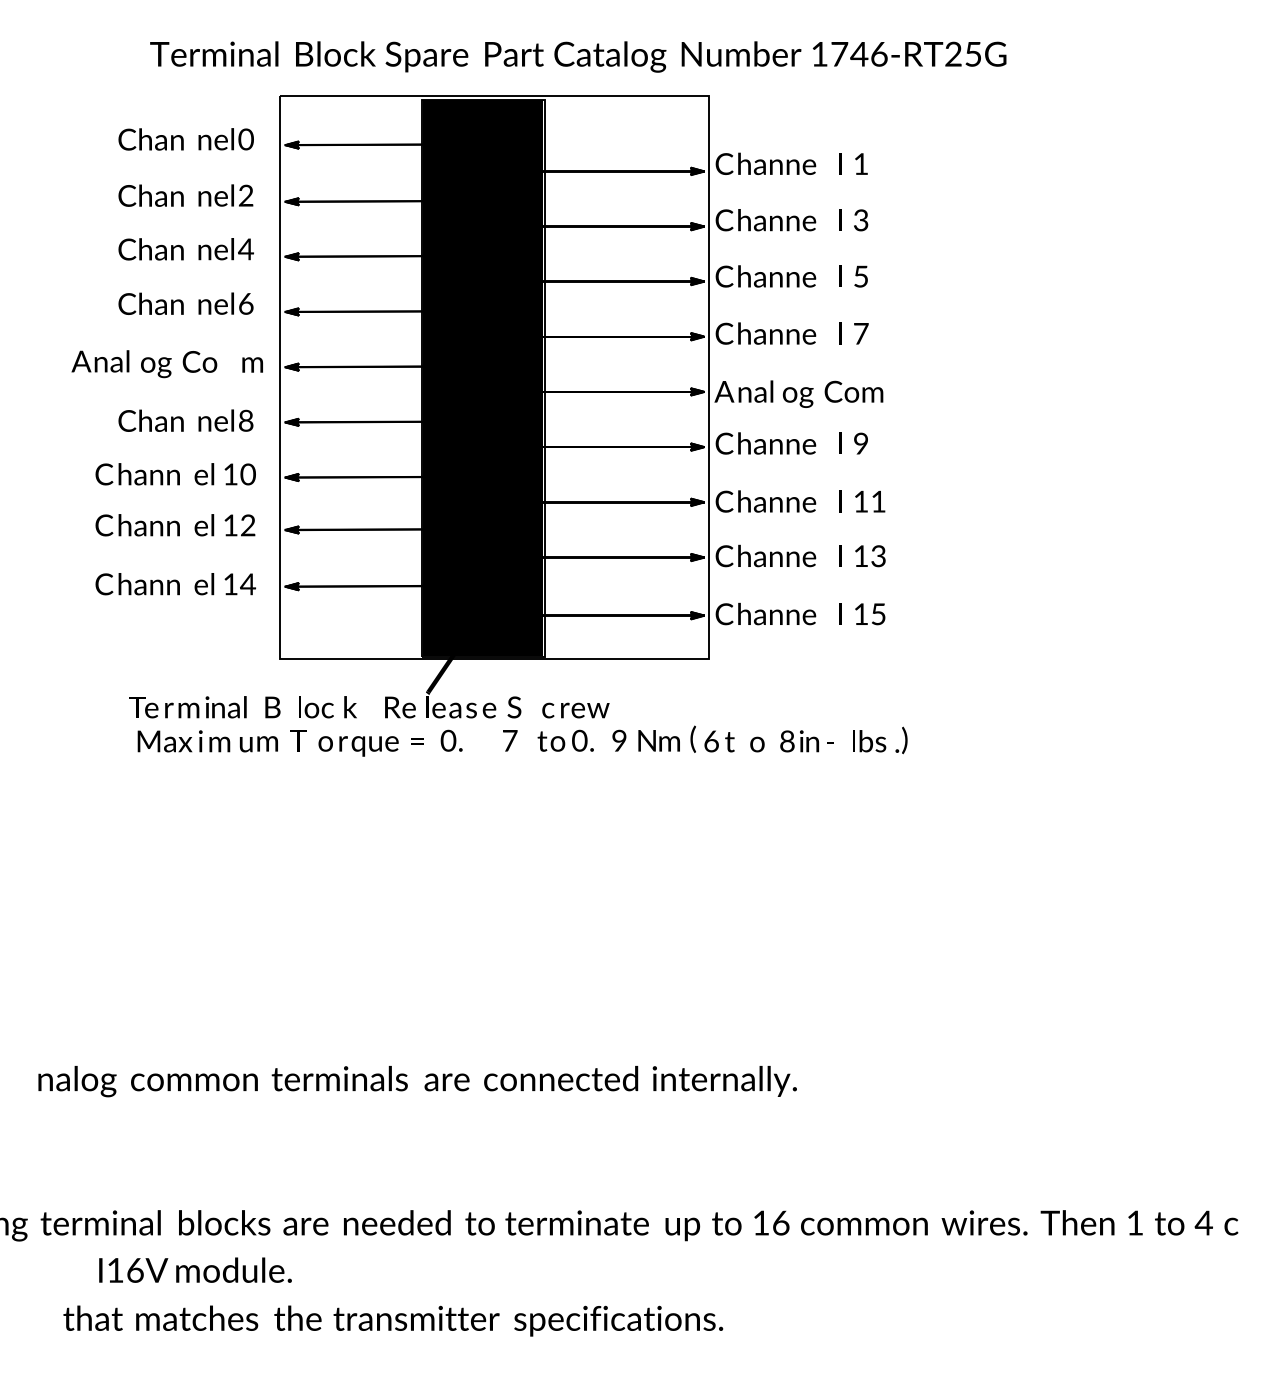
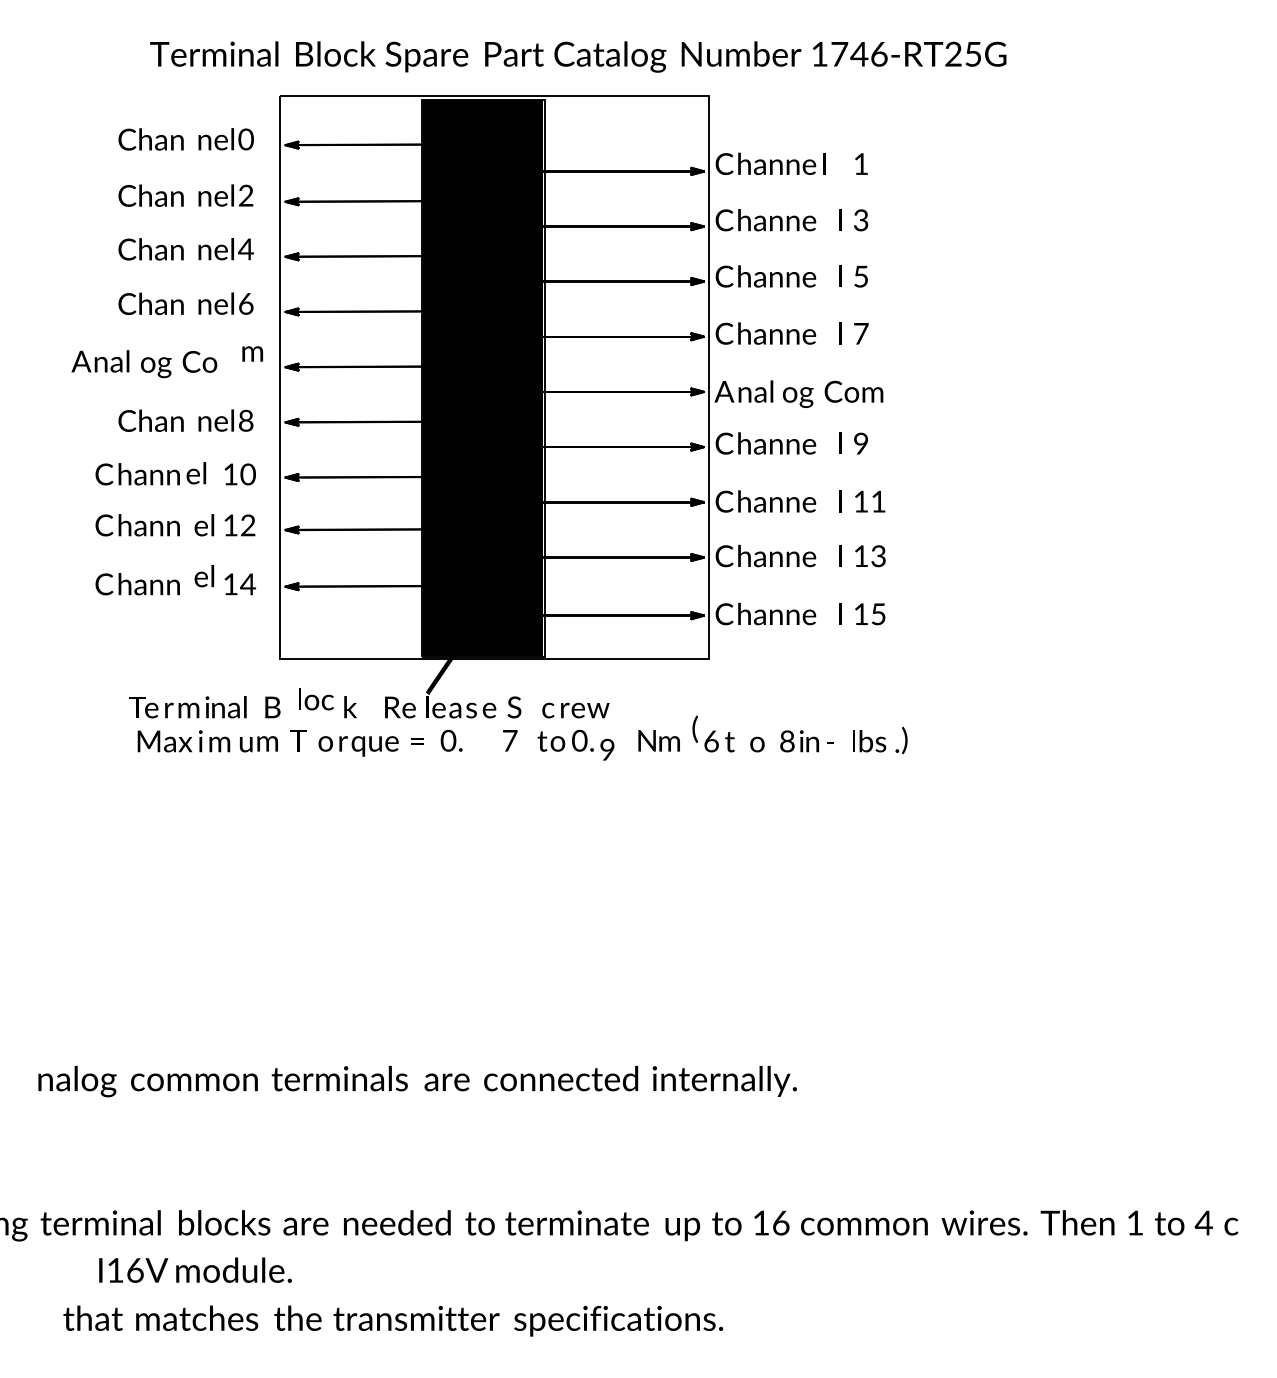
text position: (840, 163) -> (824, 163) (824, 163)
text position: (252, 364) -> (252, 353) (252, 353)
text position: (204, 474) -> (196, 473) (196, 473)
text position: (204, 584) -> (204, 576) (204, 576)
text position: (316, 707) -> (316, 699) (316, 699)
text position: (692, 738) -> (694, 728) (694, 728)
text position: (619, 740) -> (607, 749) (607, 749)
